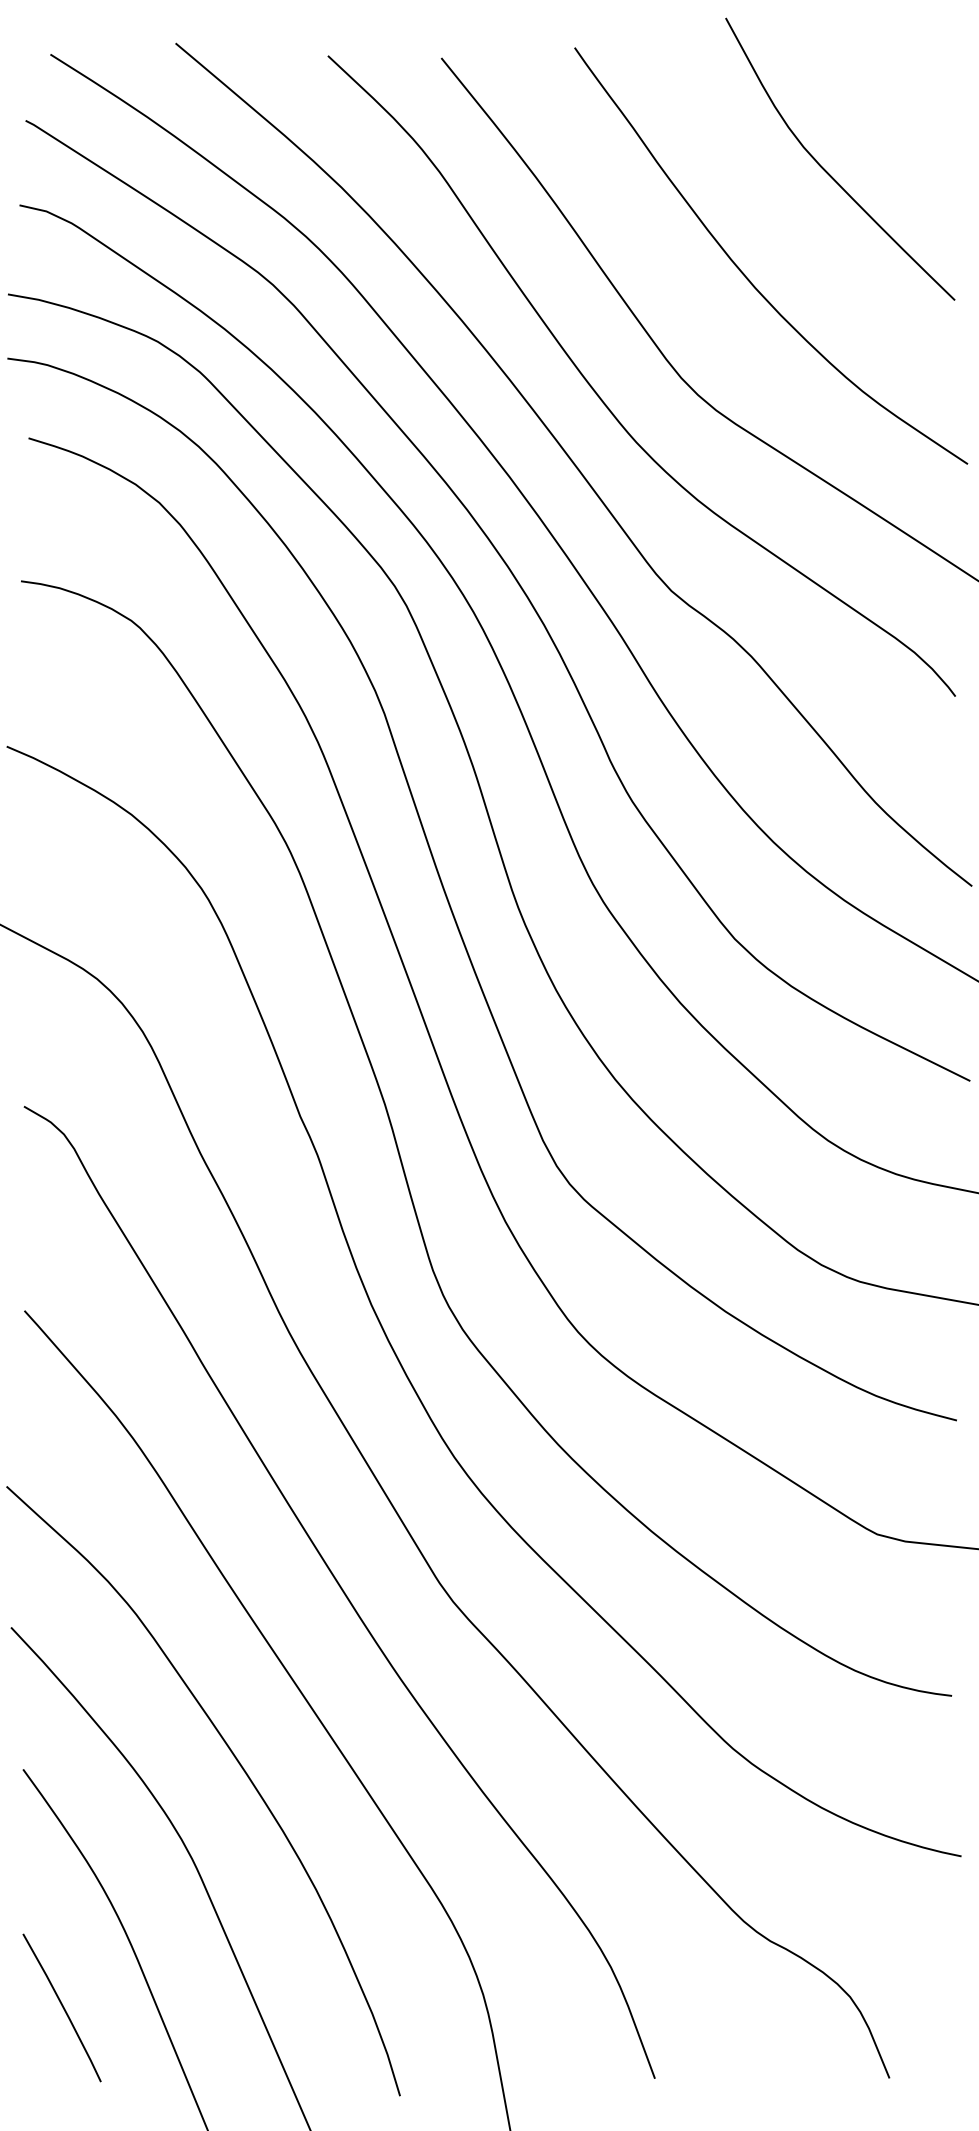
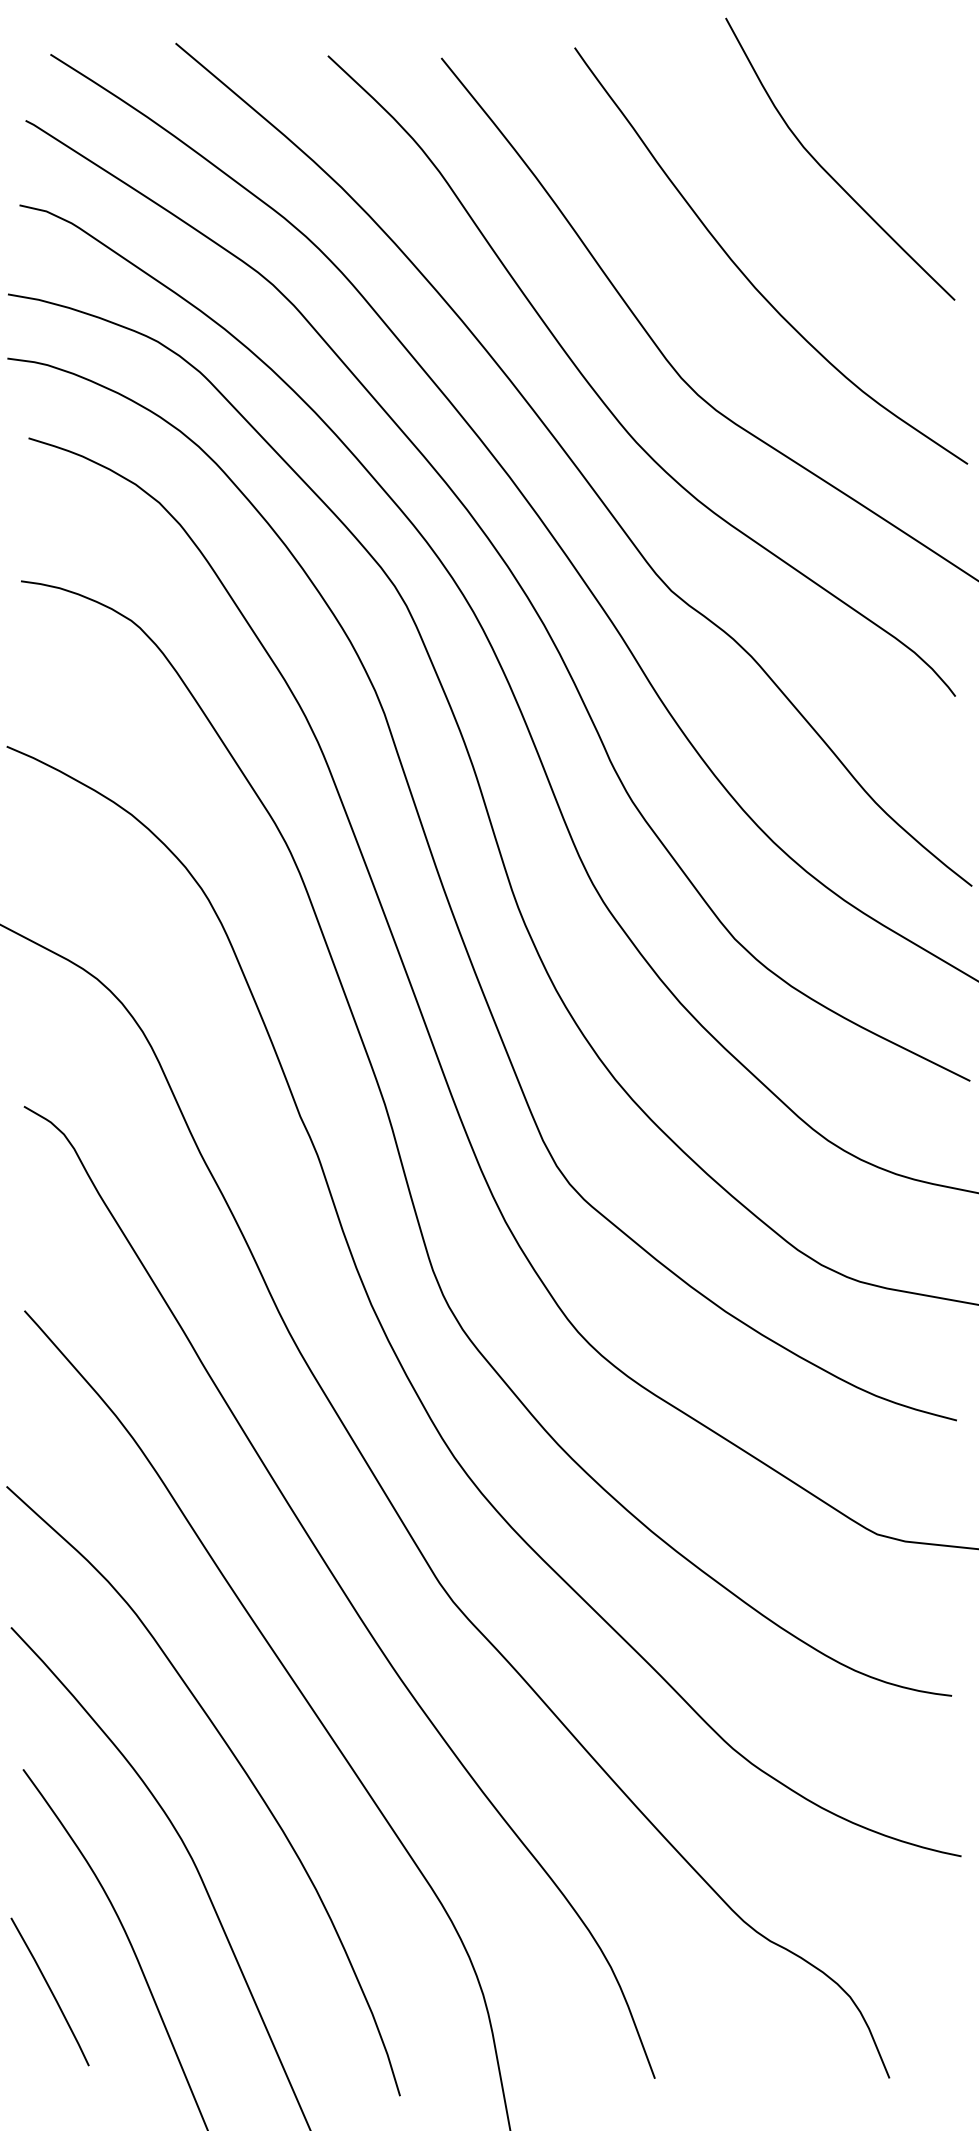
line position: (61, 2006) -> (49, 1990) (49, 1990)
